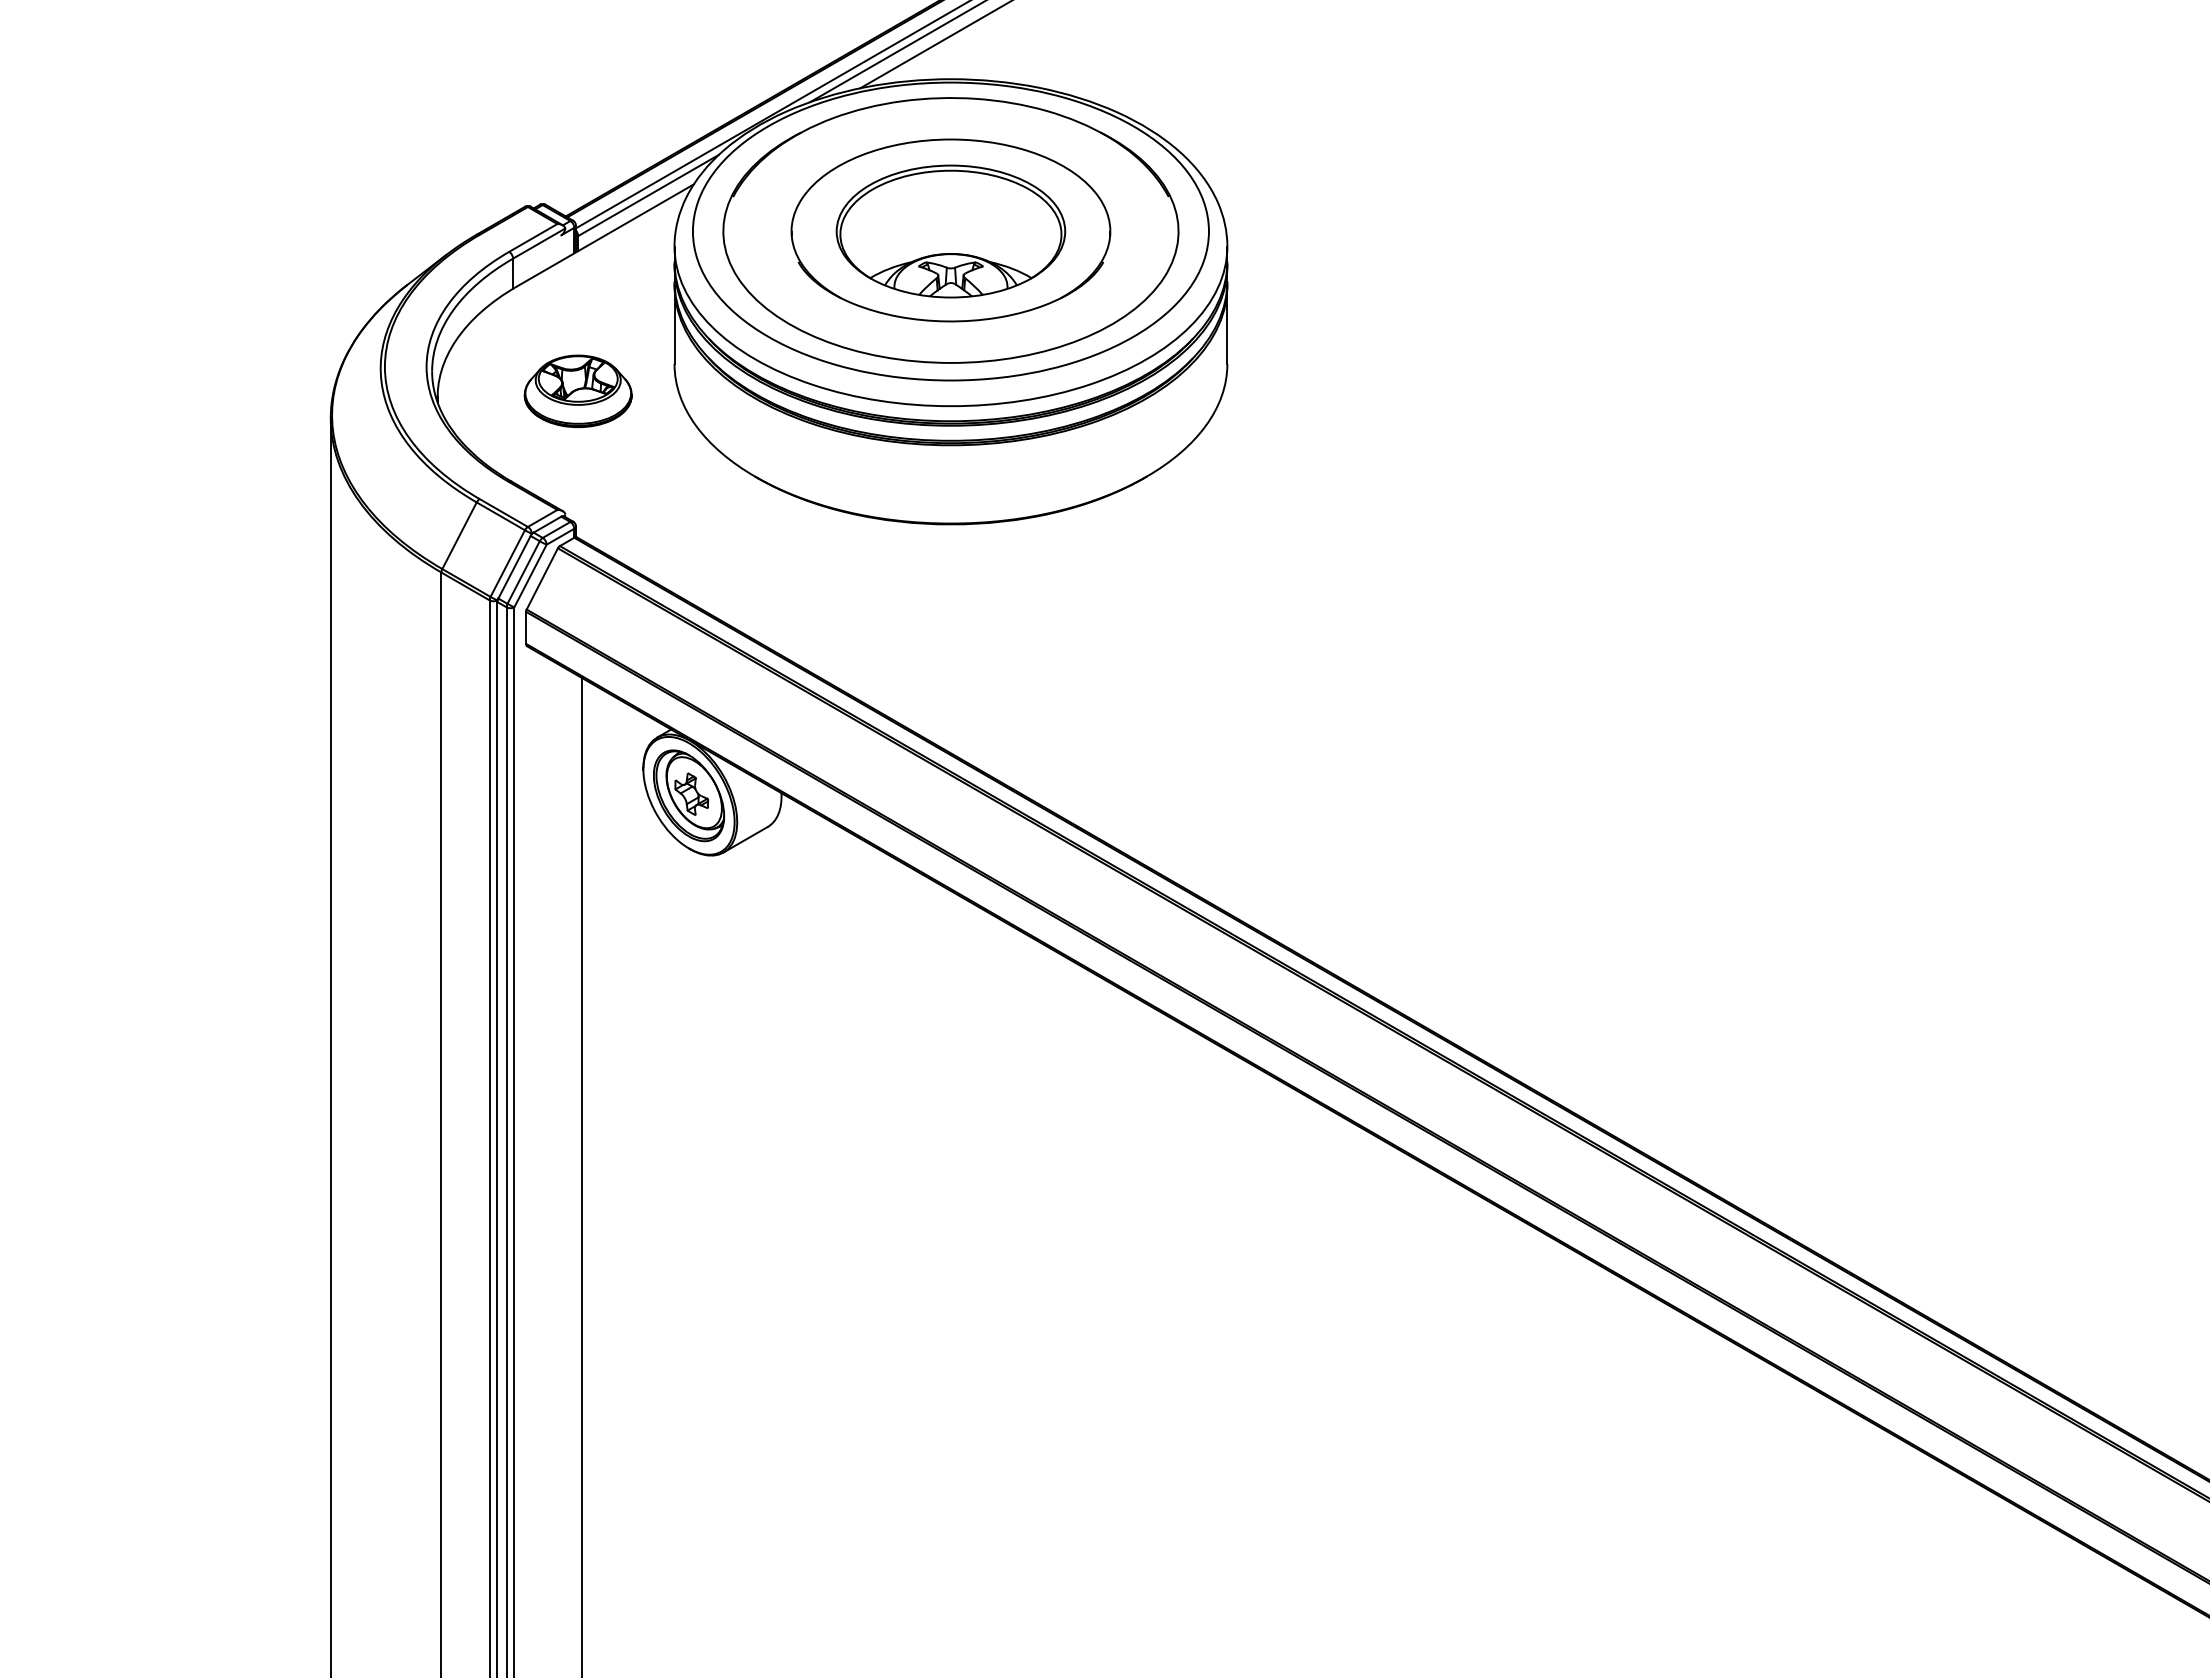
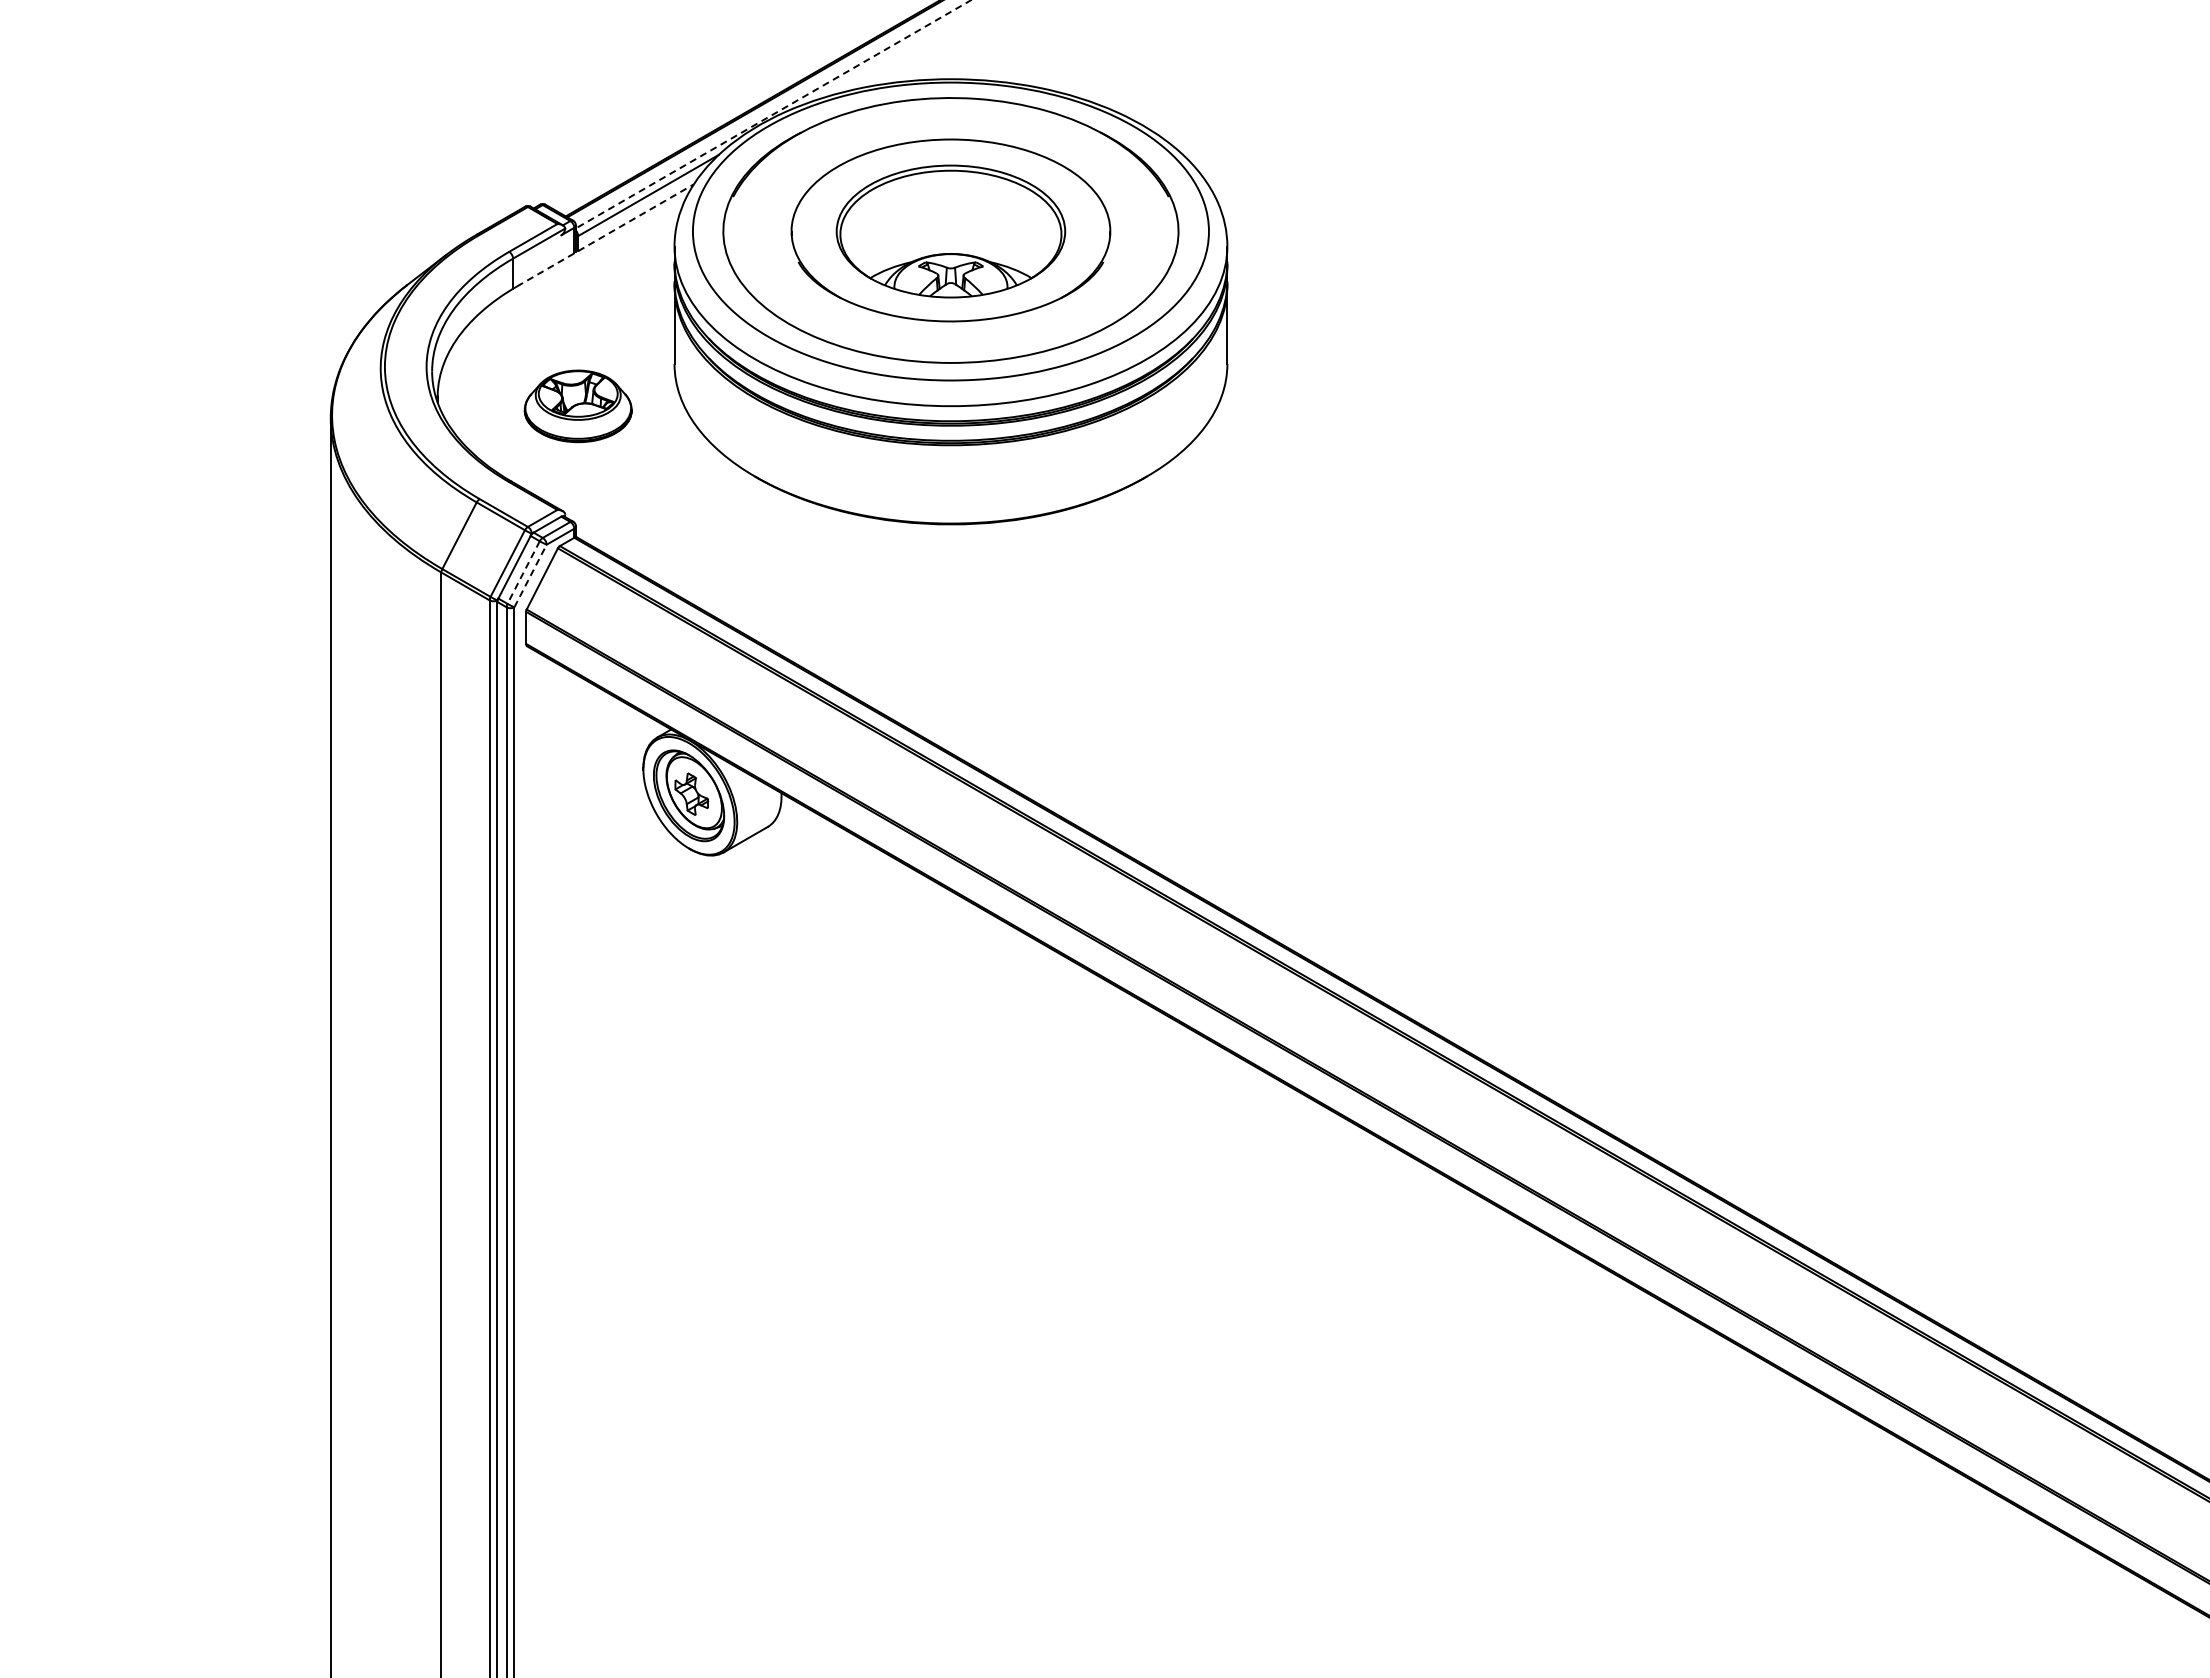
line: present -> none (934, 45)
line: present -> none (896, 52)
line: solid -> dashed (773, 114)
line: solid -> dashed (605, 235)
part position: (577, 391) -> (577, 406) (577, 406)
line: solid -> dashed (523, 572)
line: solid -> dashed (530, 575)
line: present -> none (581, 1175)
